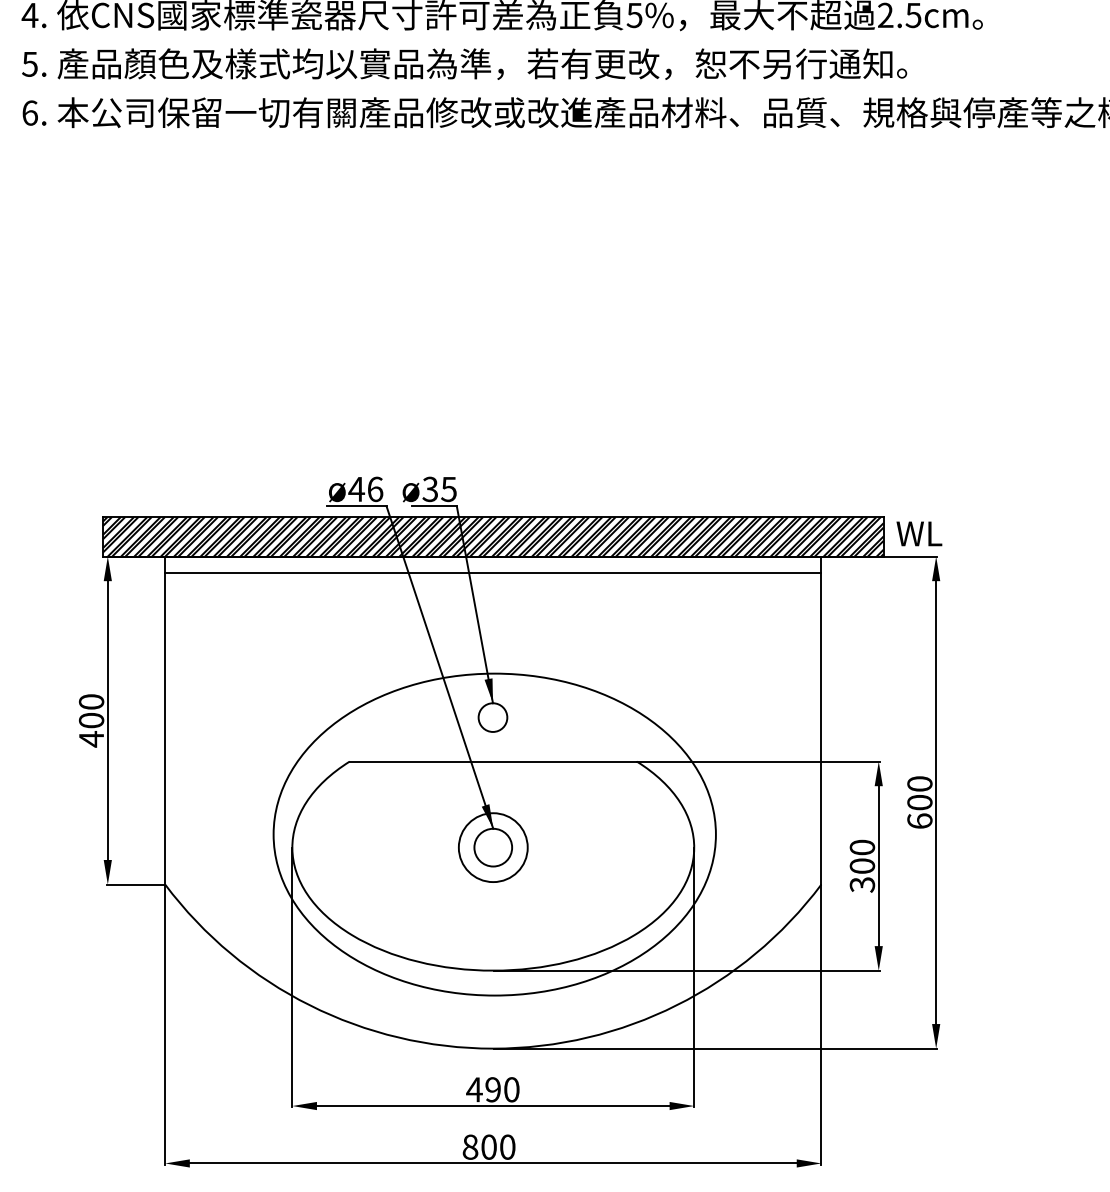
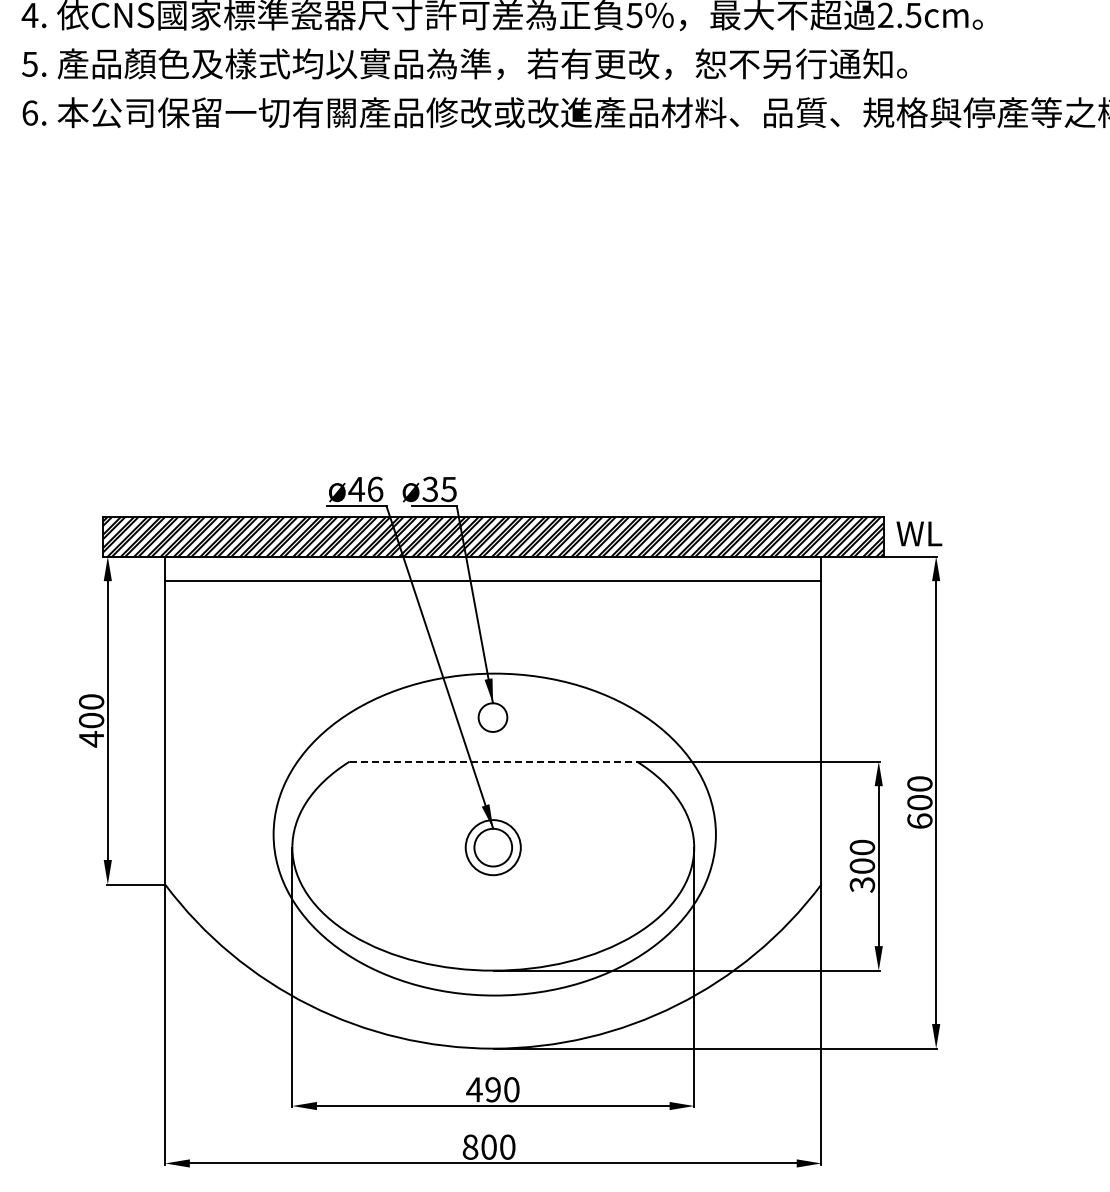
line position: (493, 572) -> (493, 580) (493, 580)
line: solid -> dashed (493, 761)
circle diameter: 69 px -> 55 px (492, 847)
